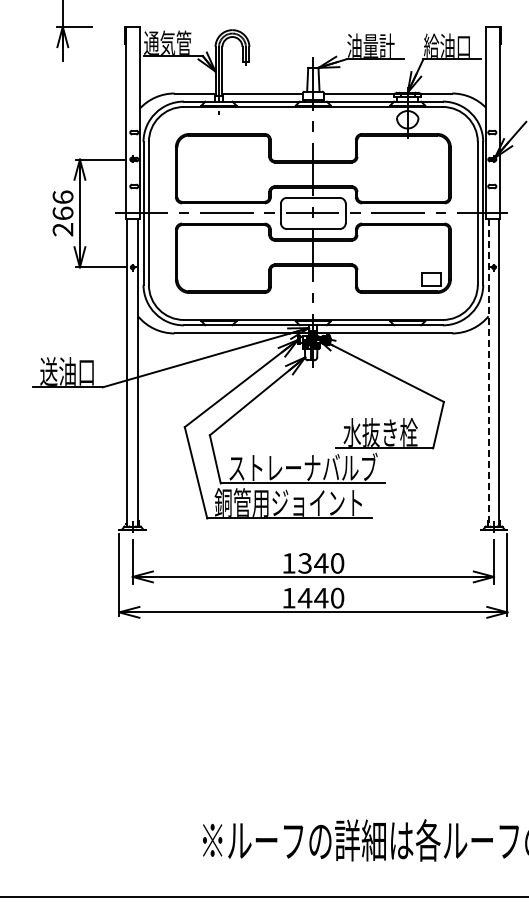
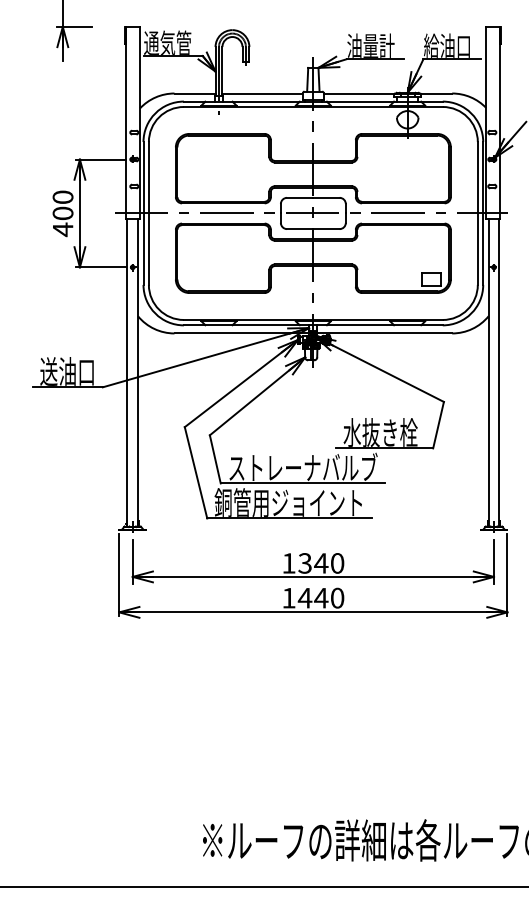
text: 266 -> 400 (62, 213)
line: dashed -> solid (488, 372)
line position: (263, 896) -> (263, 886) (263, 886)
